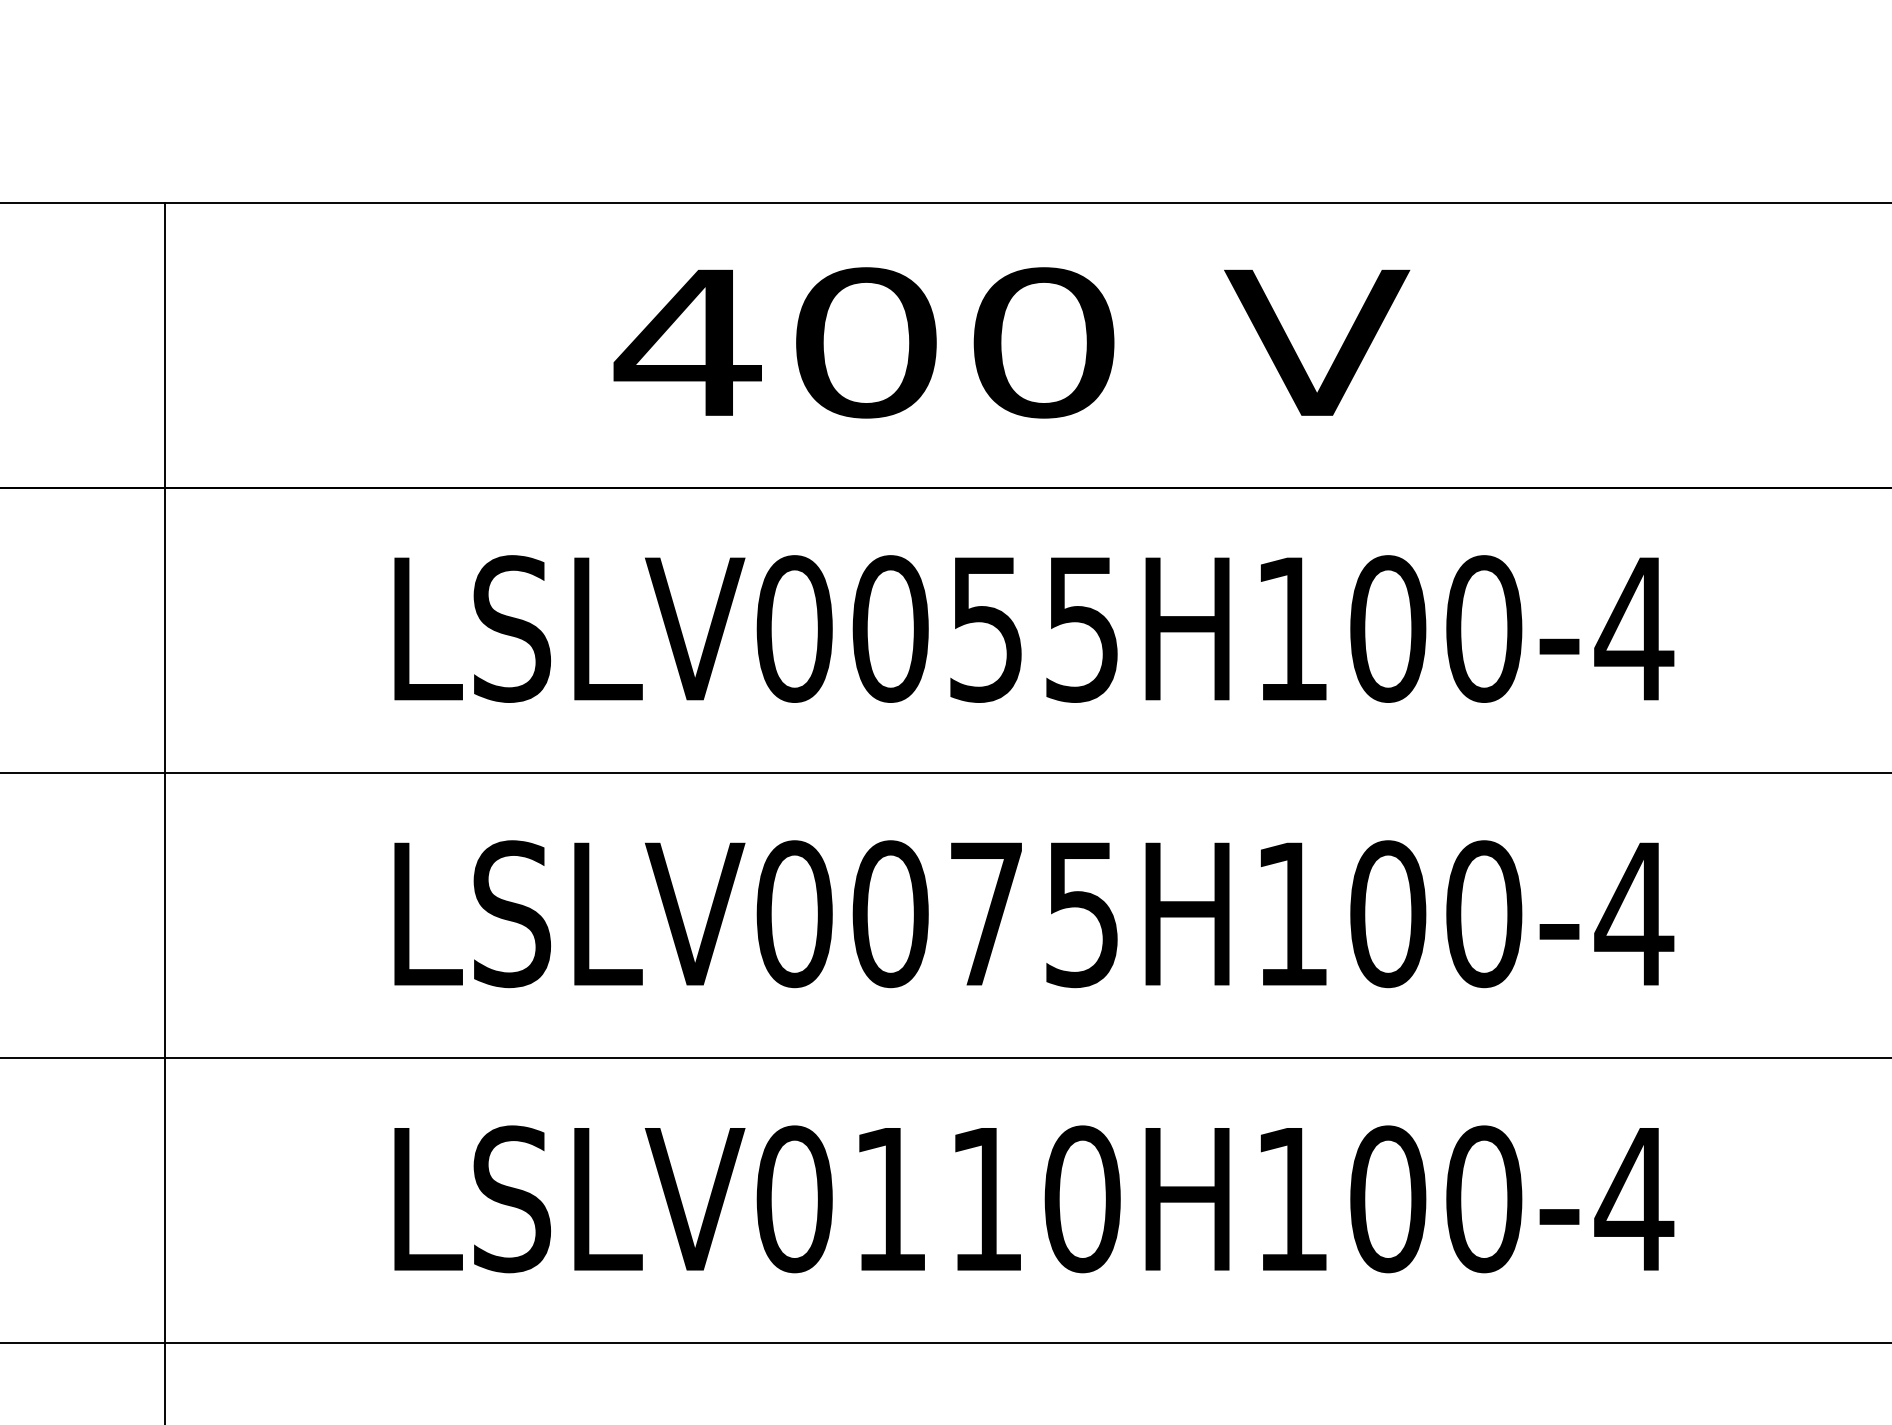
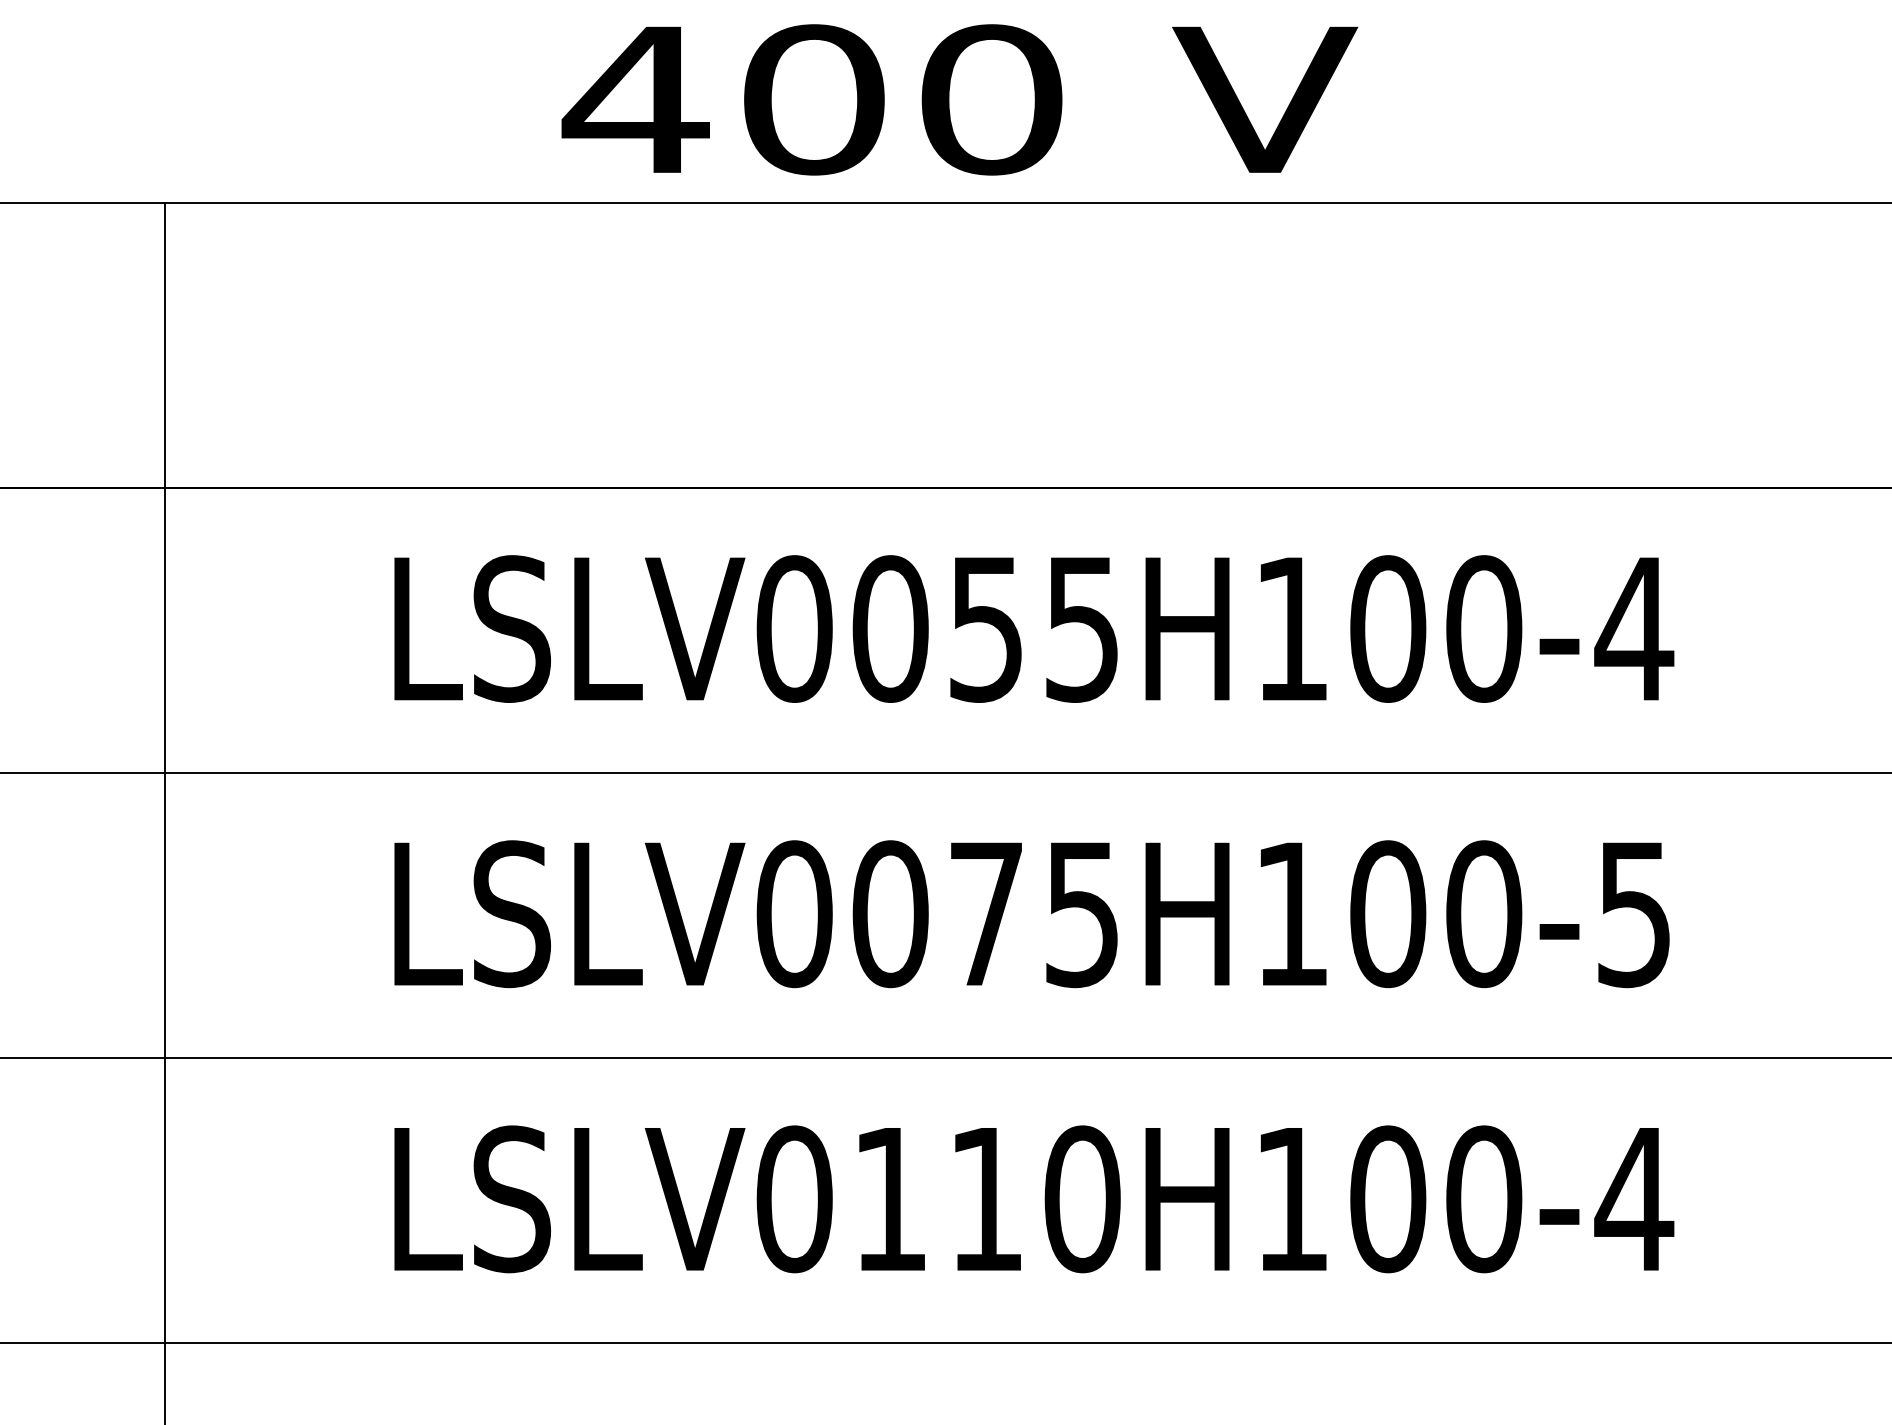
text position: (1011, 342) -> (959, 99) (959, 99)
text: LSLV0075H100-4 -> LSLV0075H100-5 (1634, 915)
